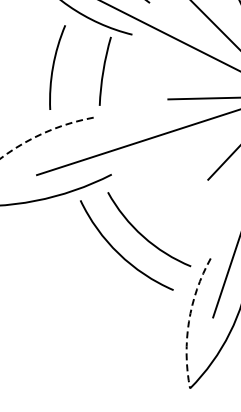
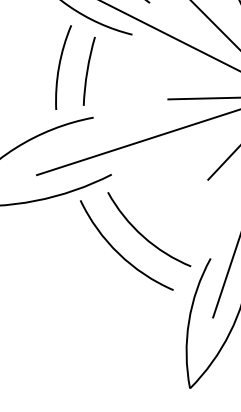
arc position: (54, 66) -> (60, 66) (60, 66)
arc position: (104, 70) -> (88, 70) (88, 70)
arc: dashed -> solid (43, 133)
arc: dashed -> solid (188, 321)
